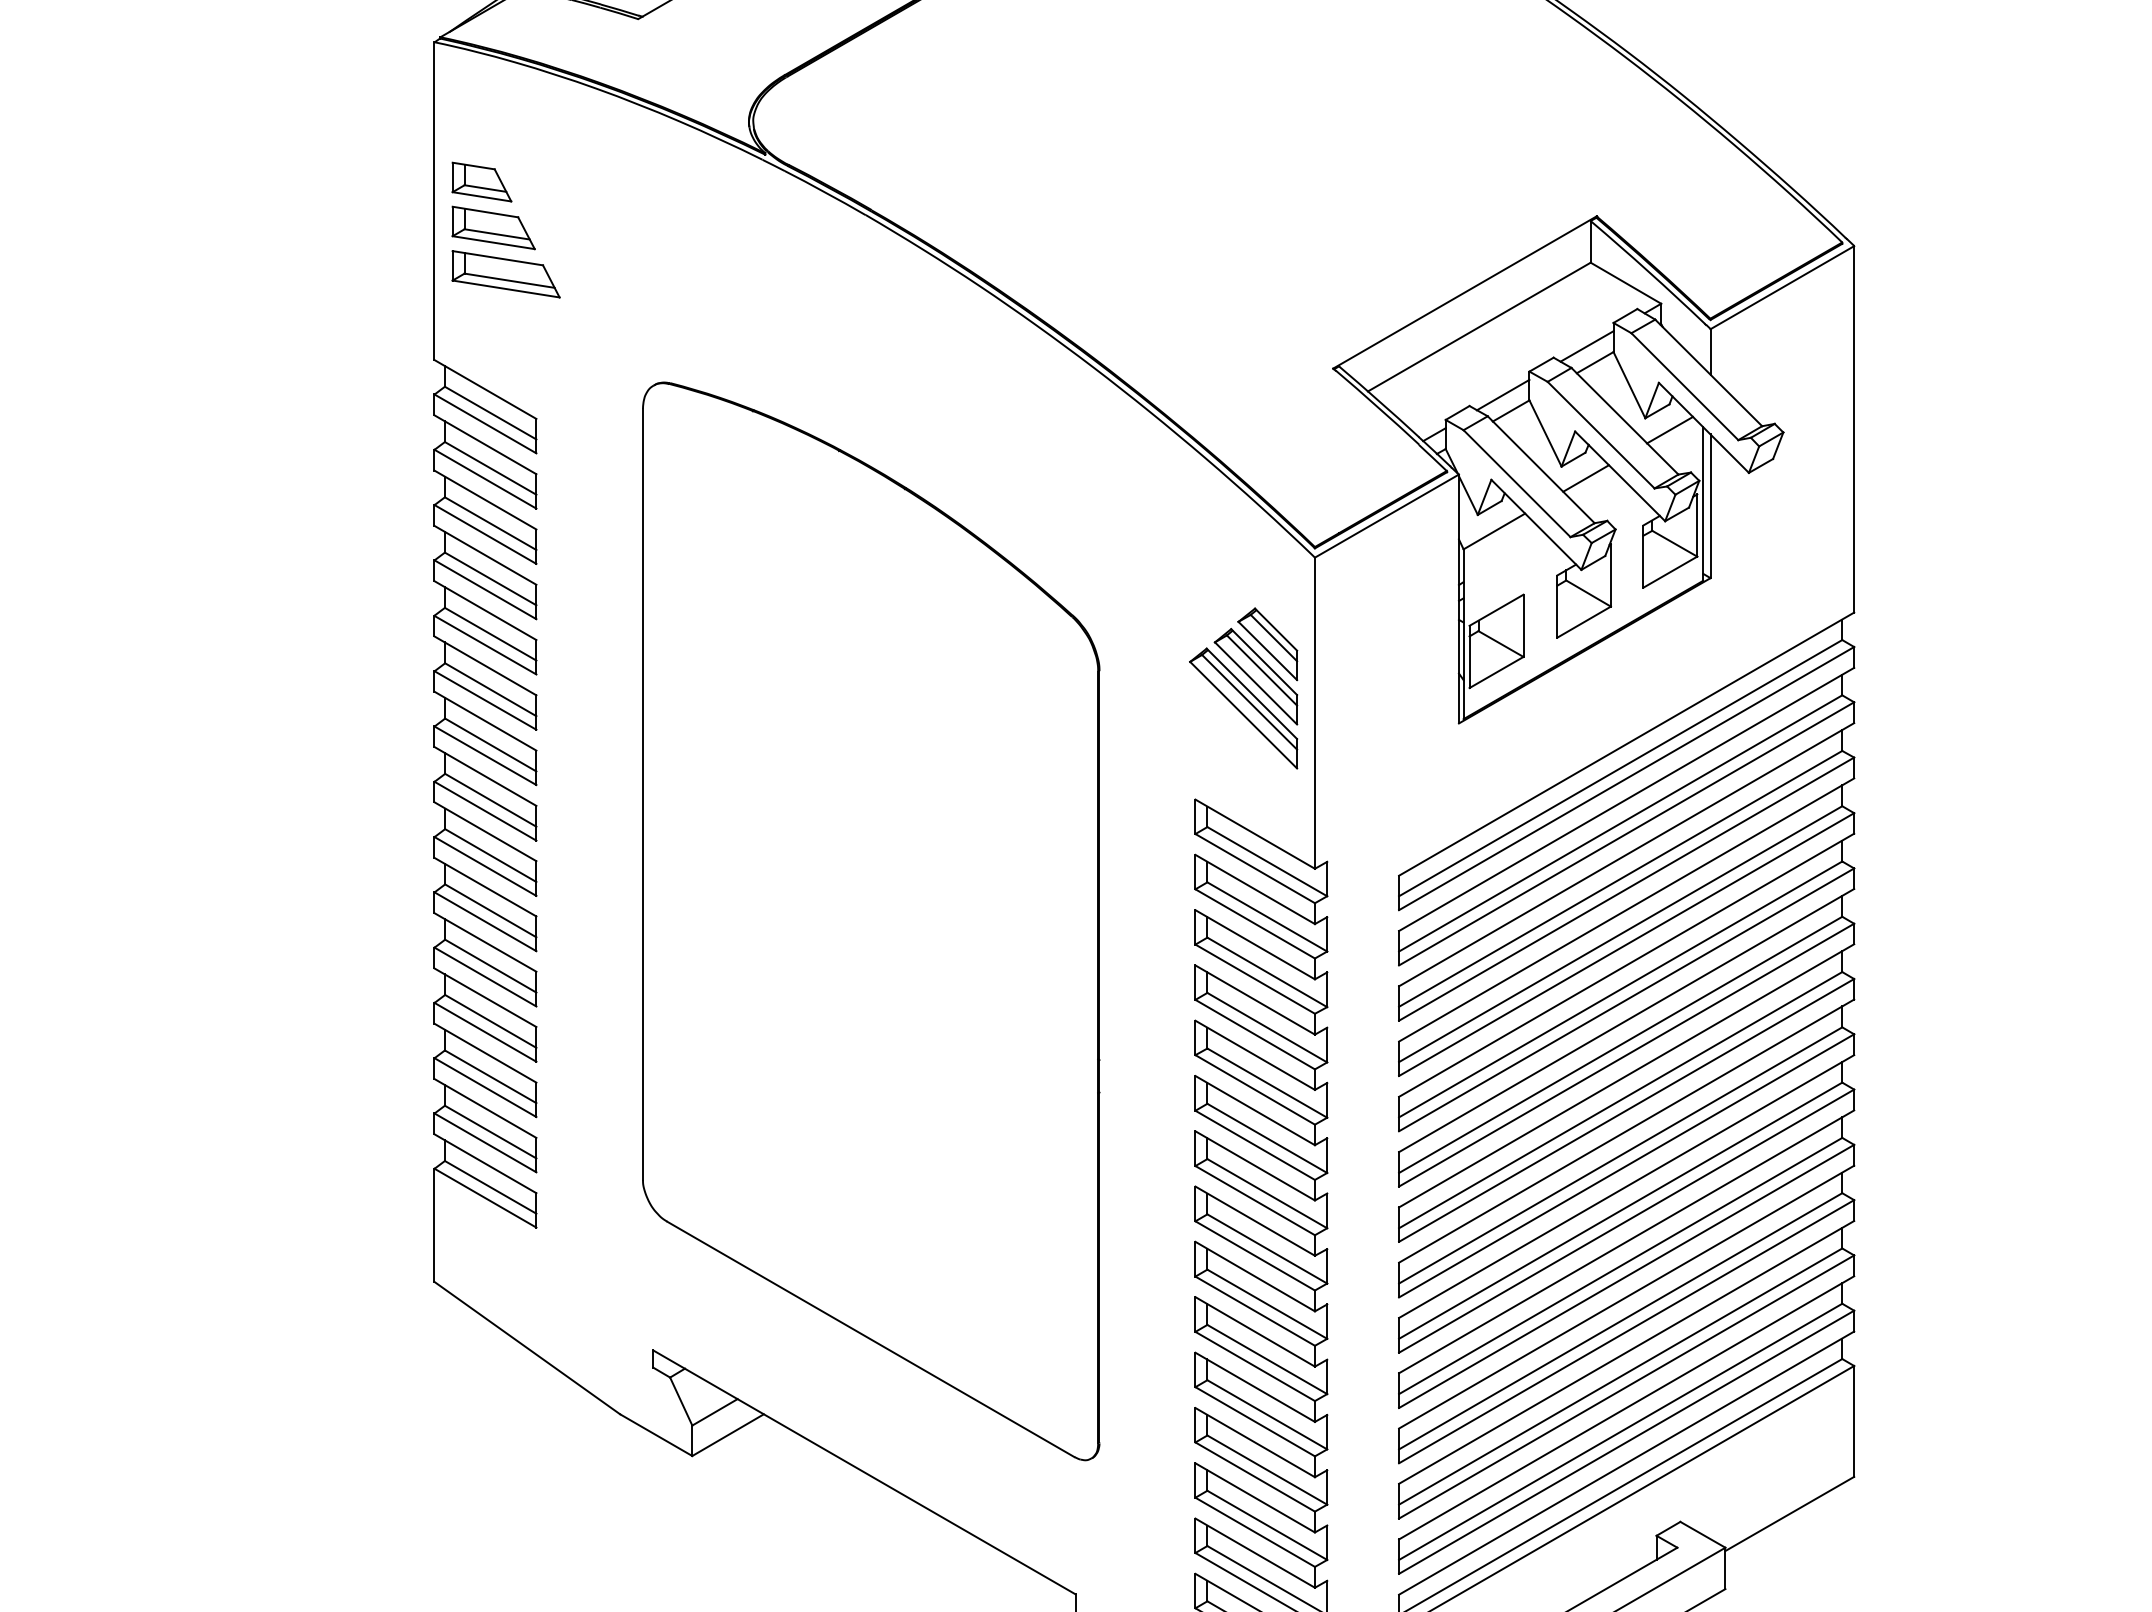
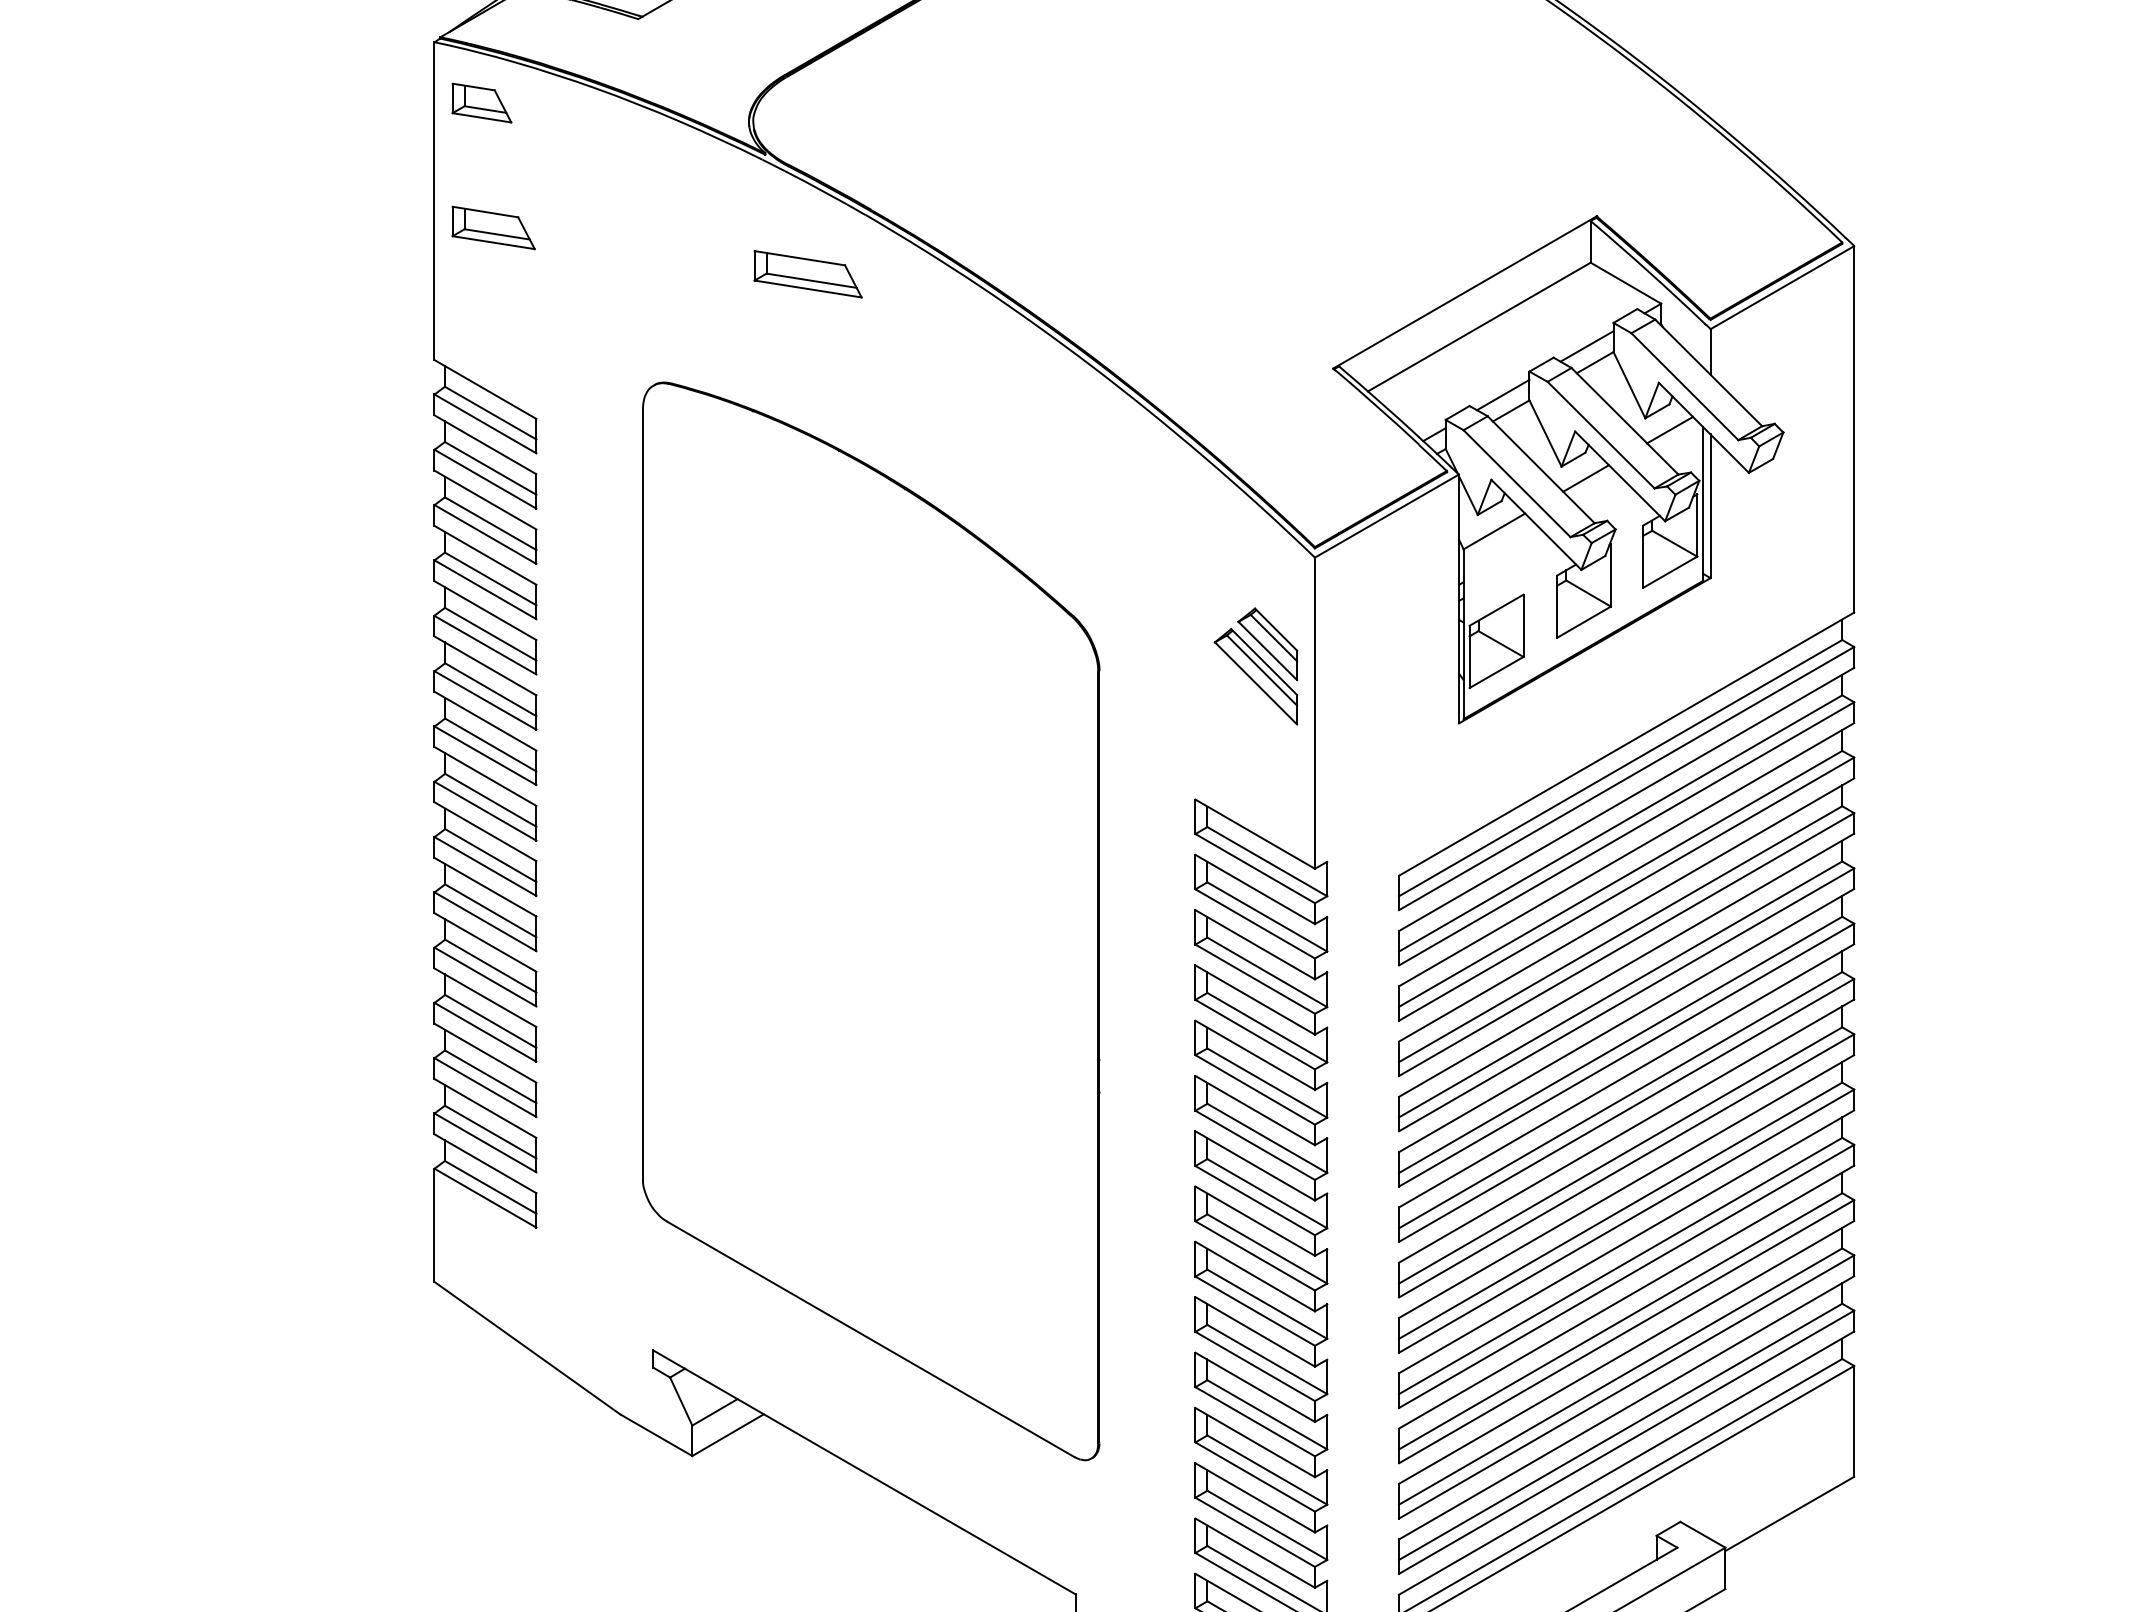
part position: (481, 181) -> (481, 102) (481, 102)
part position: (505, 274) -> (807, 274) (807, 274)
part: present -> none (1243, 708)
